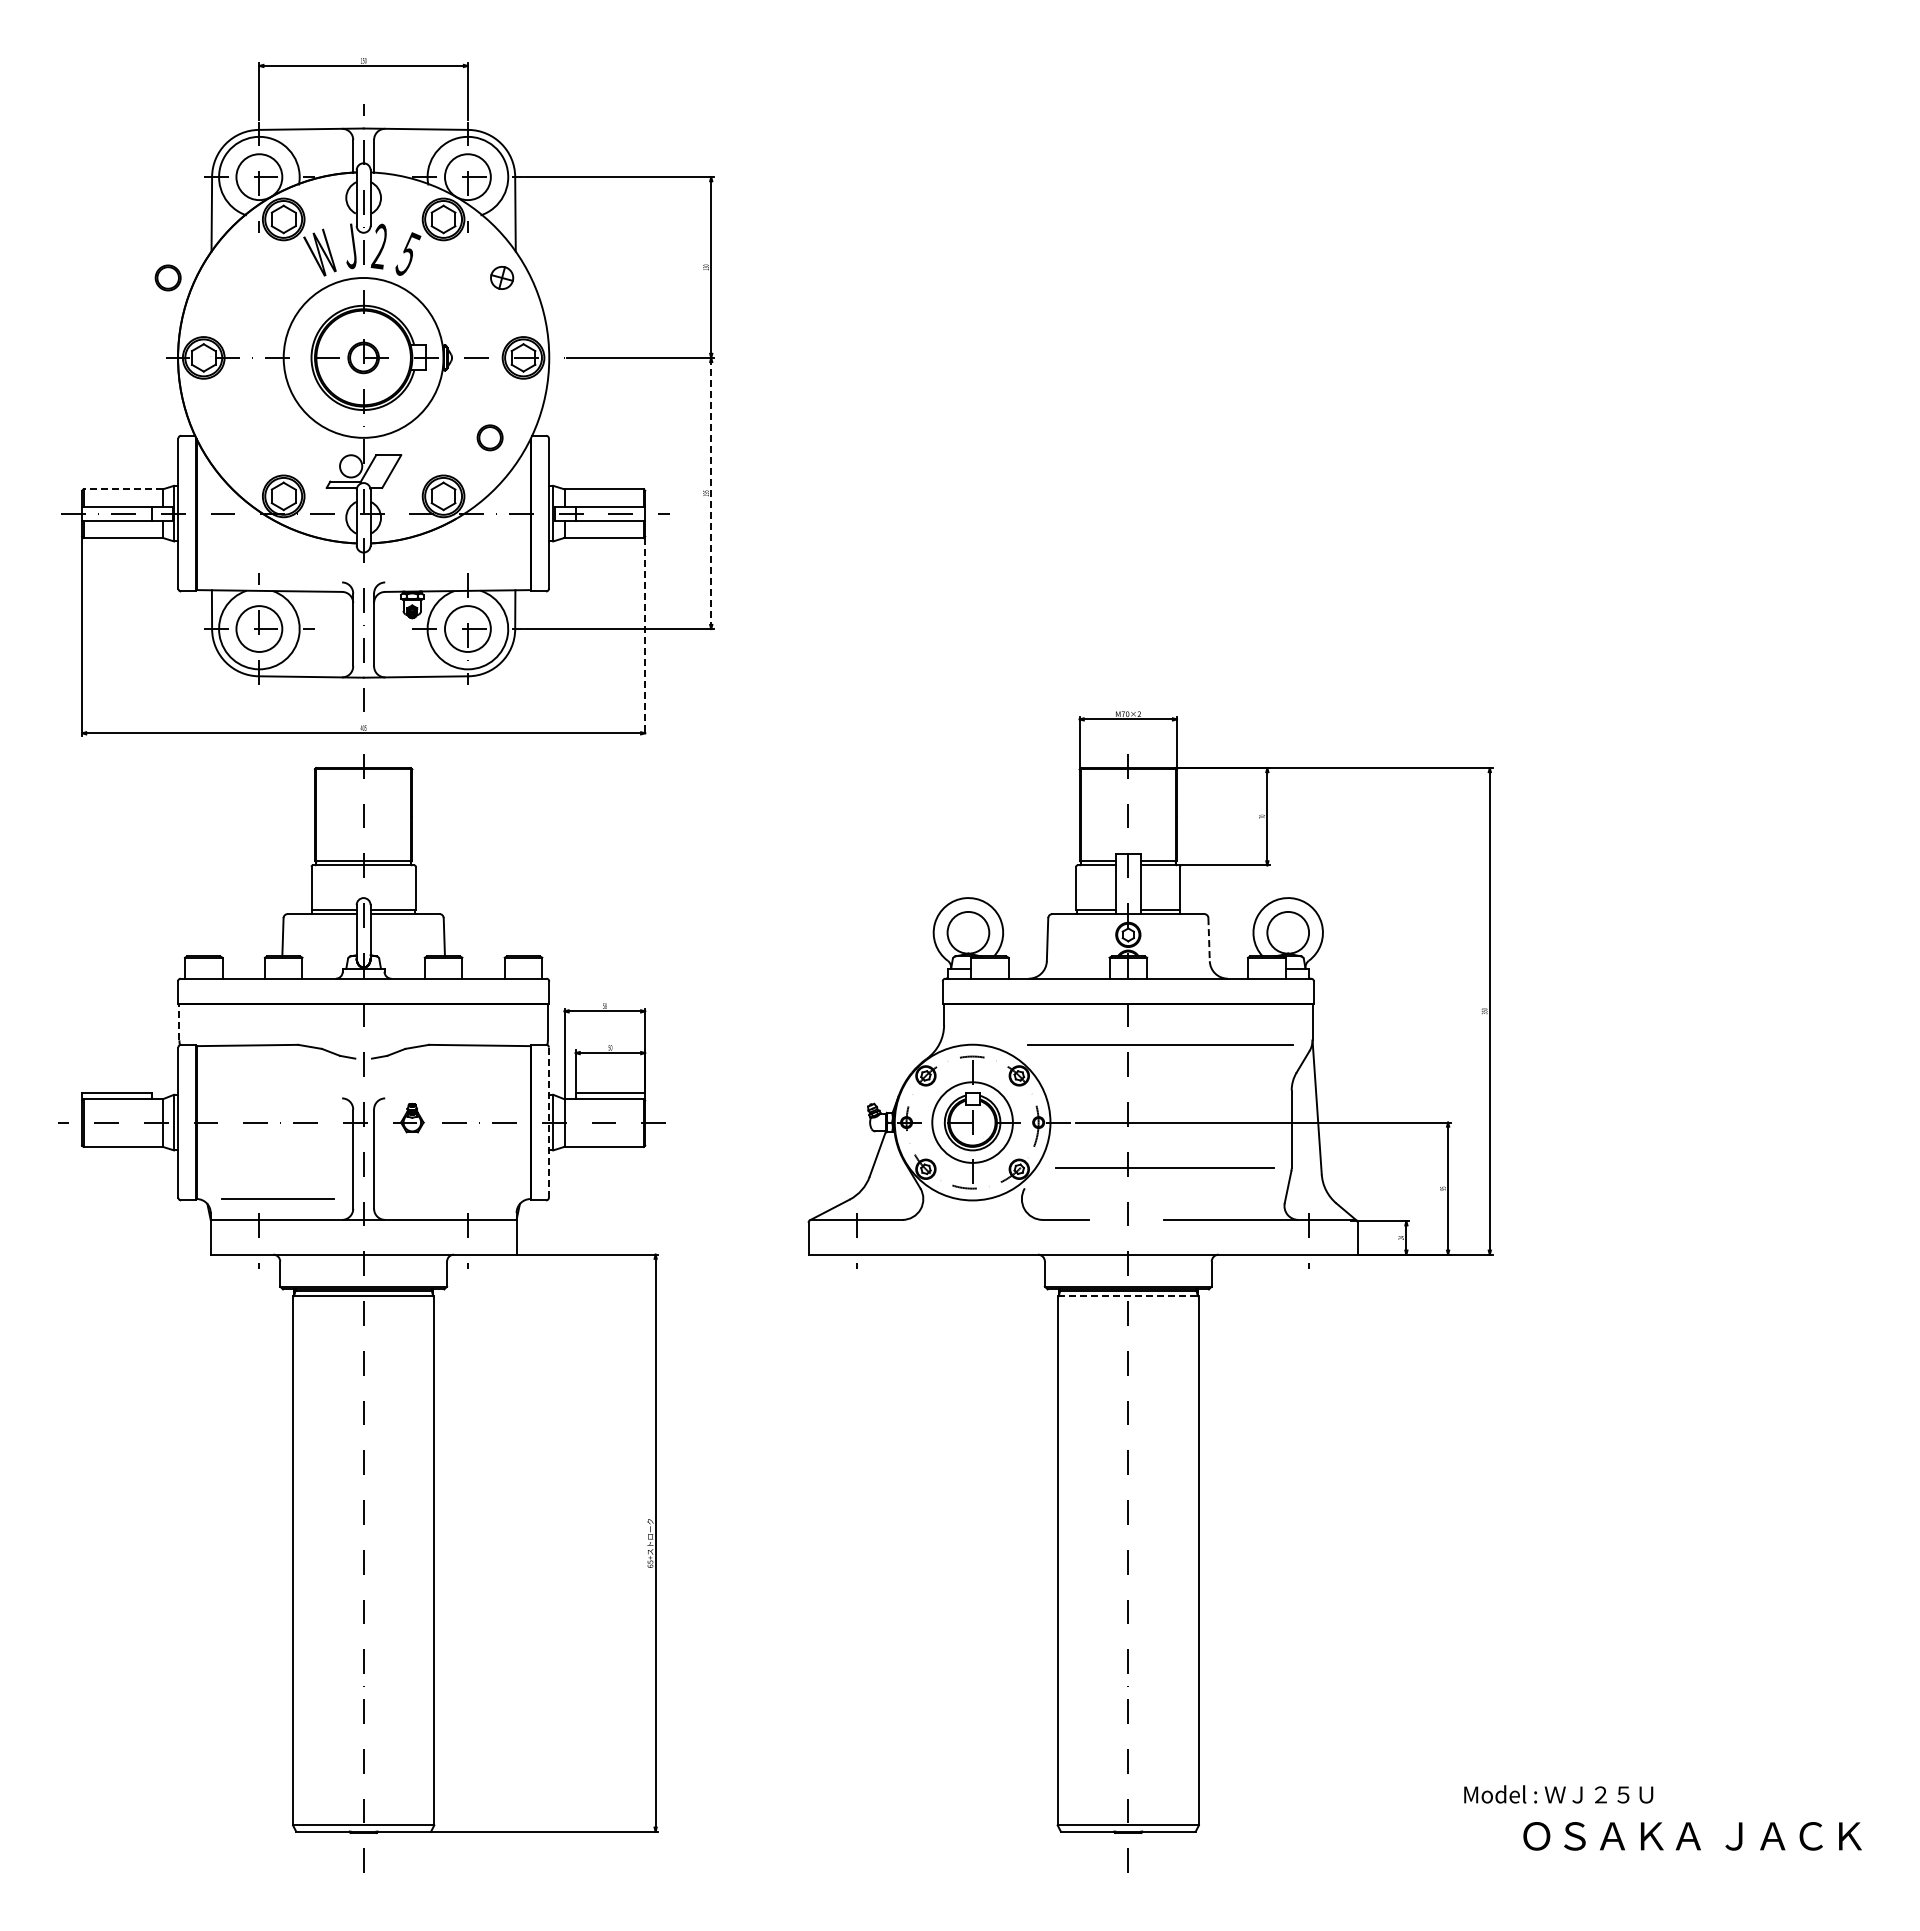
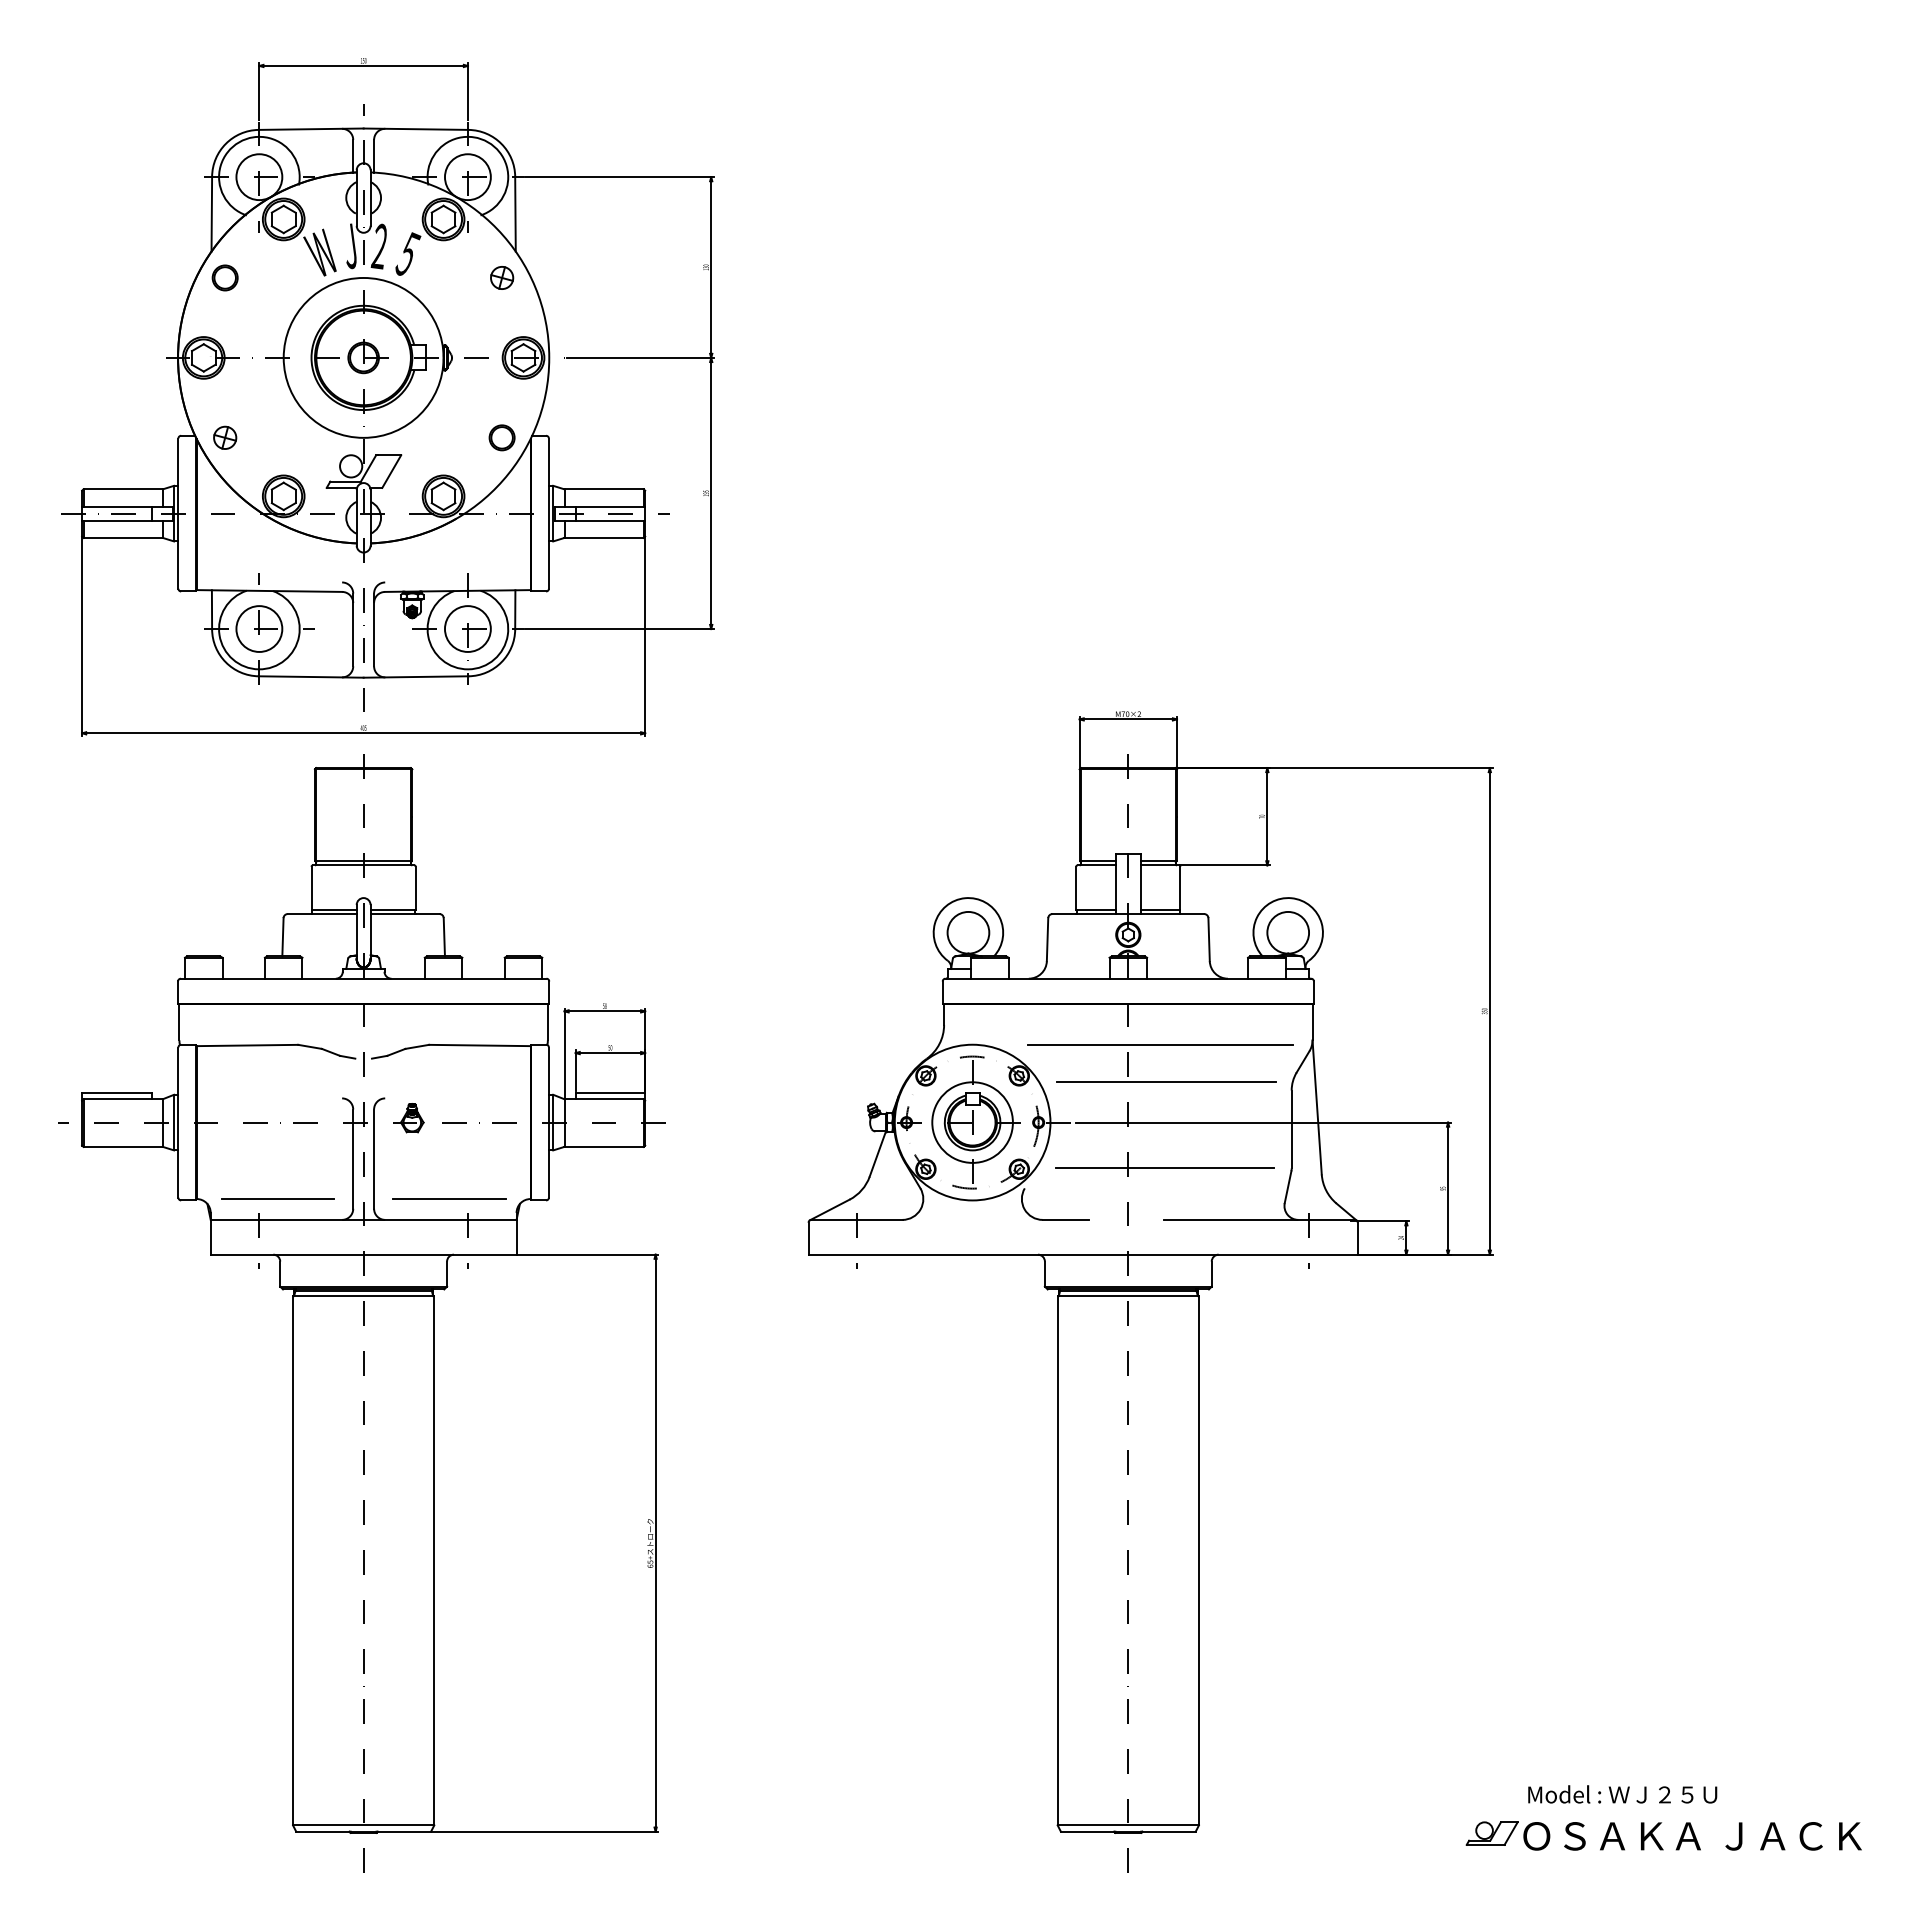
part position: (167, 277) -> (224, 277) (224, 277)
part: none -> present (225, 437)
part position: (489, 437) -> (501, 437) (501, 437)
line: dashed -> solid (123, 489)
line: dashed -> solid (711, 493)
line: dashed -> solid (645, 637)
line: dashed -> solid (1209, 939)
line: dashed -> solid (179, 1022)
line: none -> present (1165, 1082)
line: dashed -> solid (548, 1122)
line: none -> present (449, 1198)
line: dashed -> solid (1128, 1296)
text position: (1558, 1794) -> (1622, 1794) (1622, 1794)
part: none -> present (1491, 1833)
